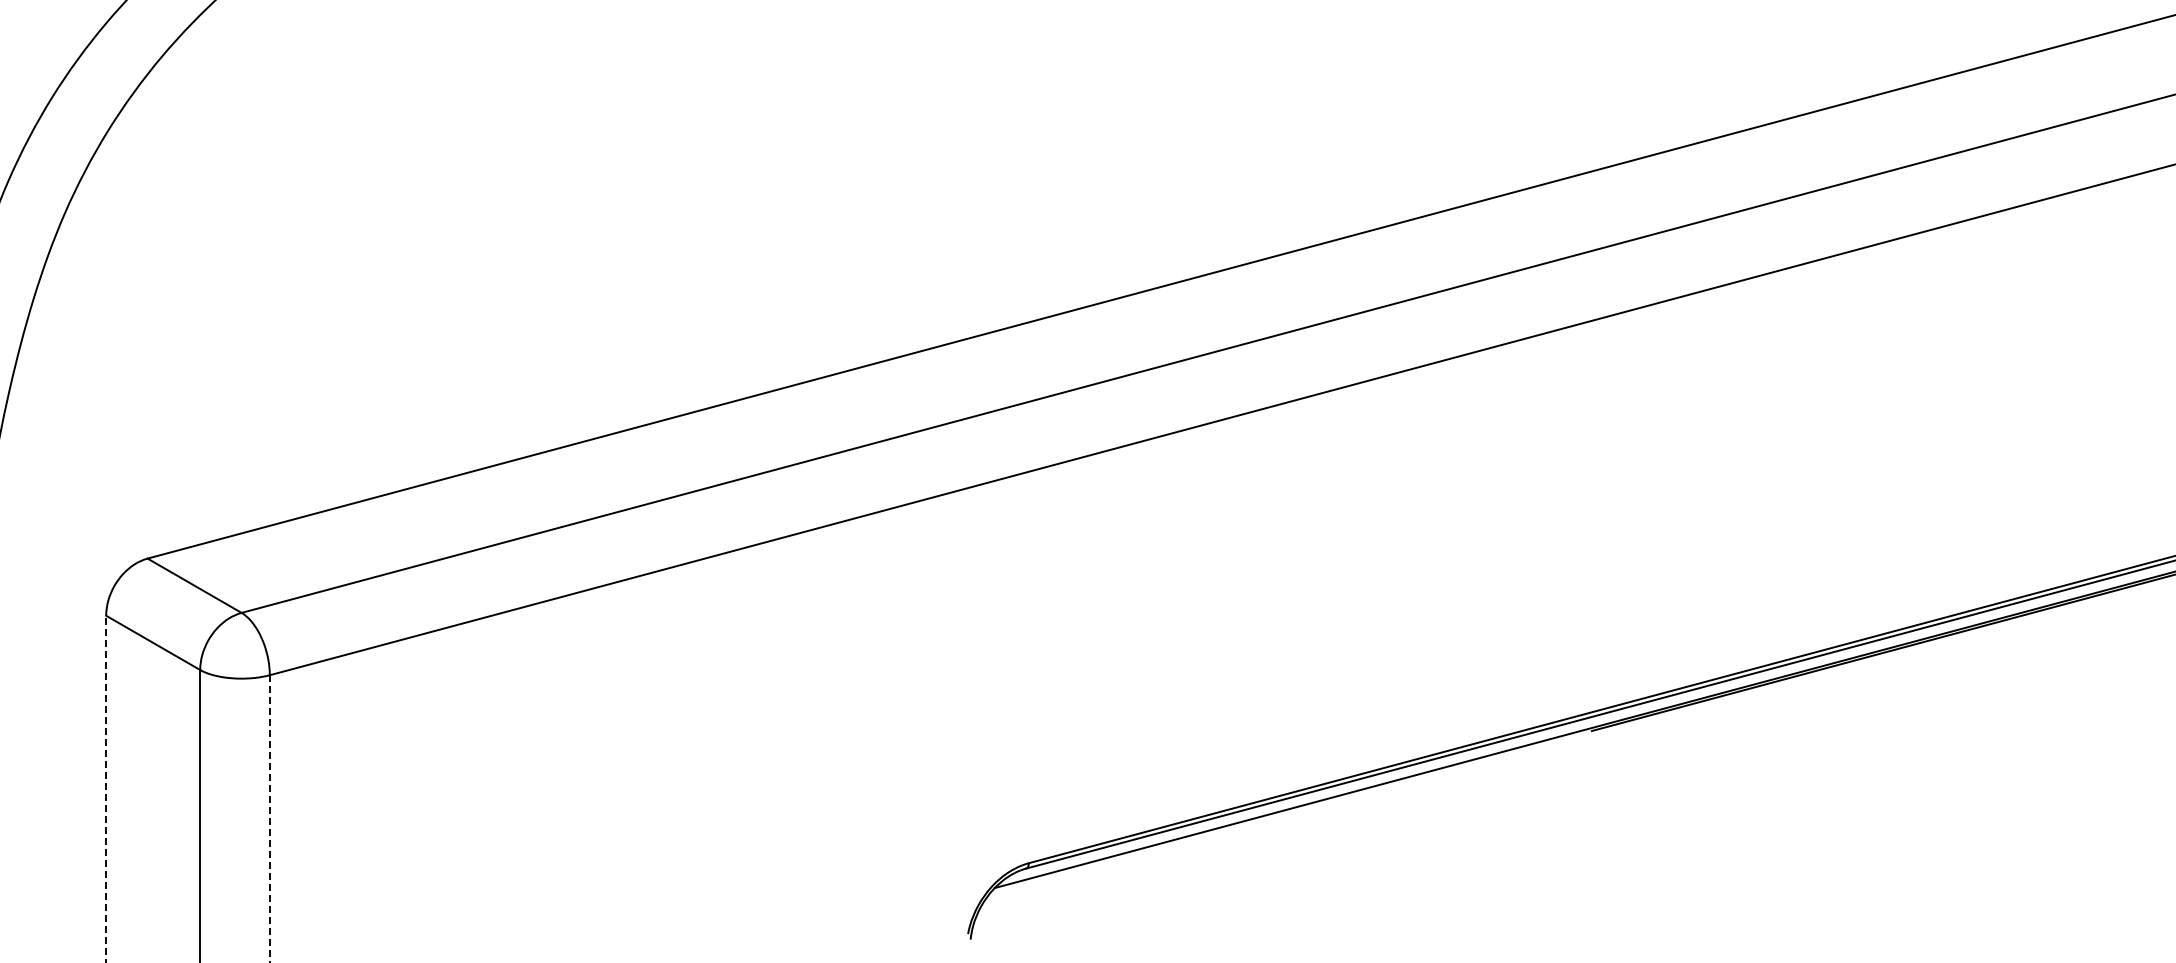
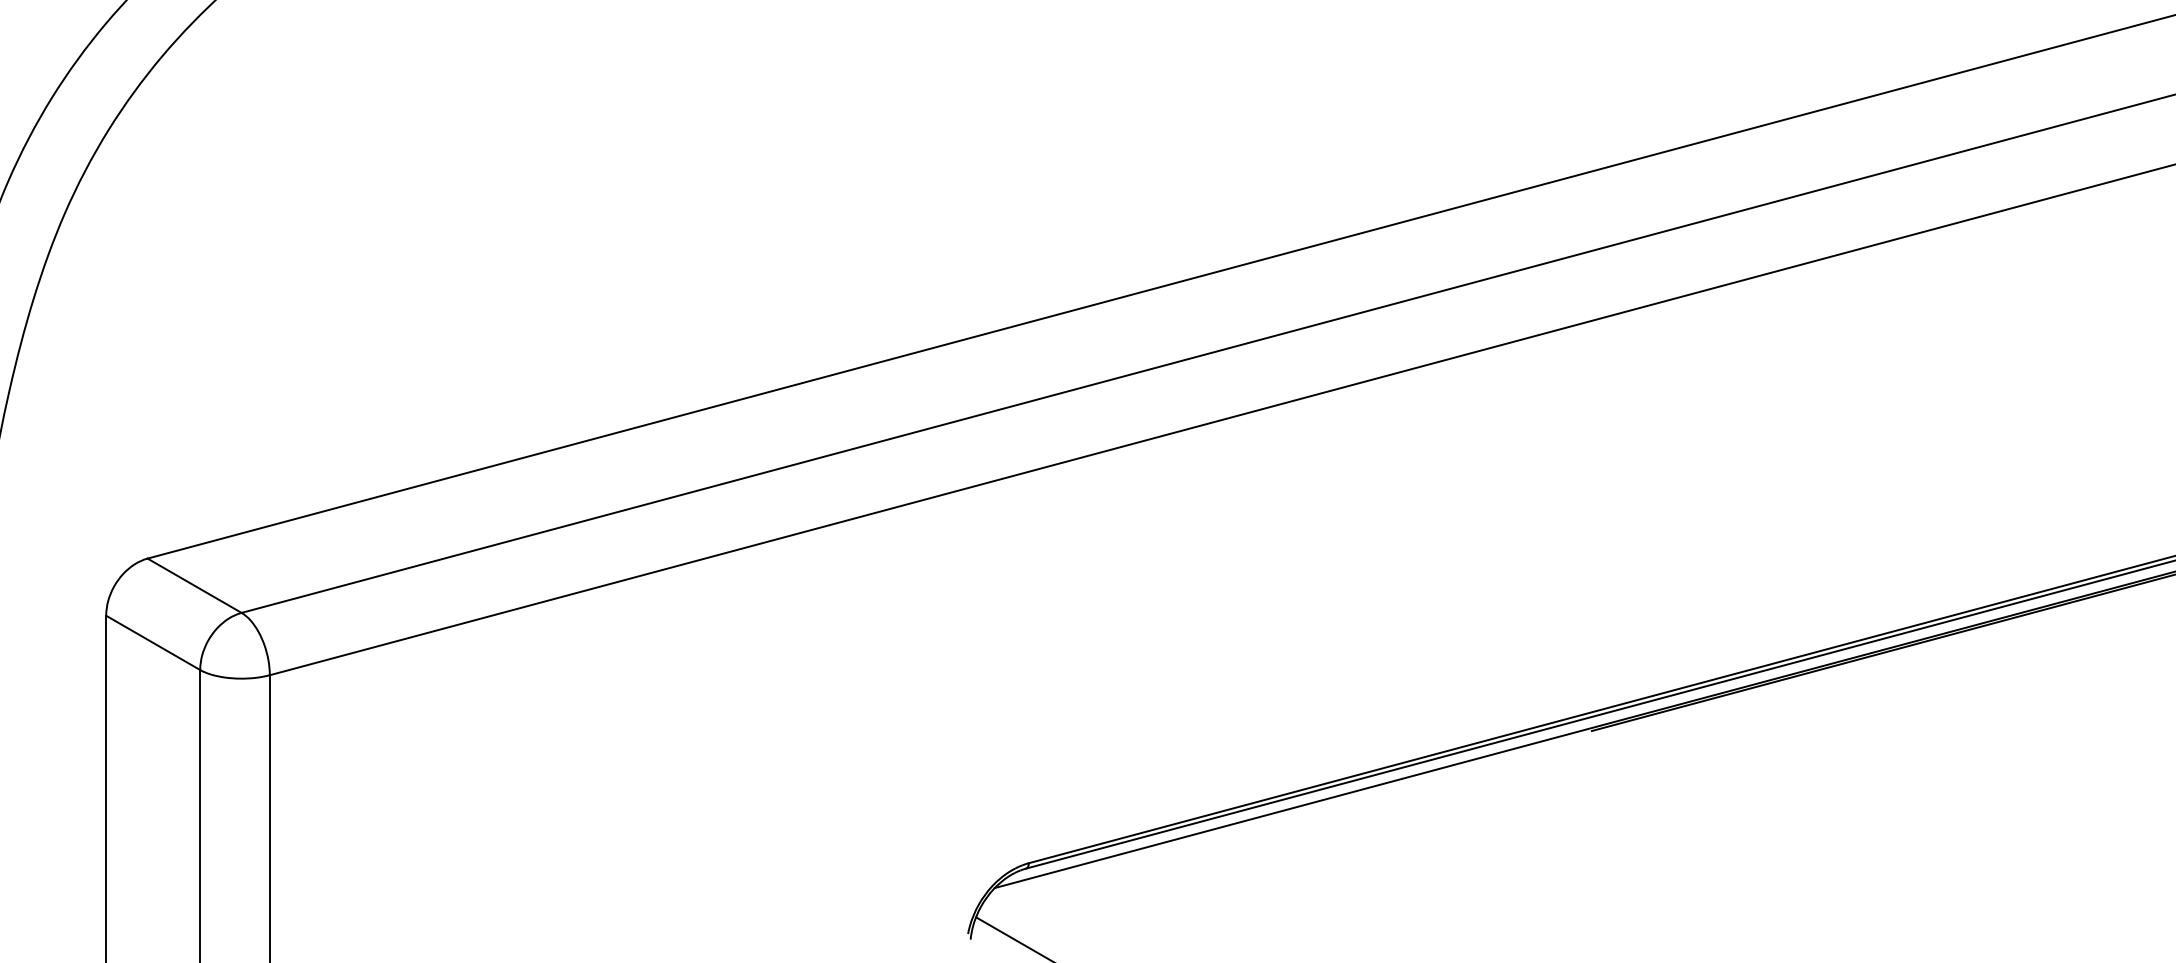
line: dashed -> solid (106, 788)
line: dashed -> solid (269, 819)
line: none -> present (1012, 938)
